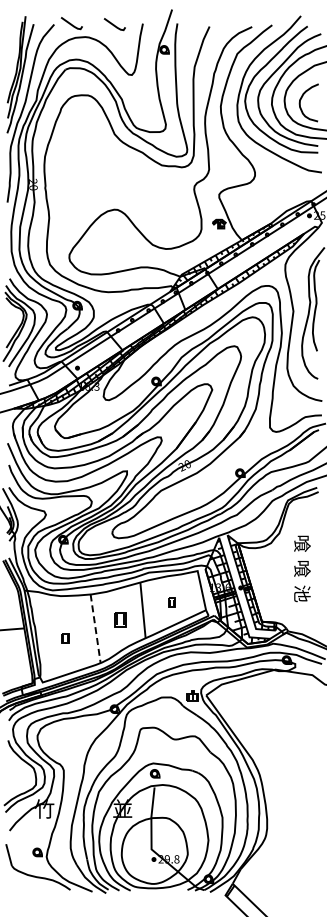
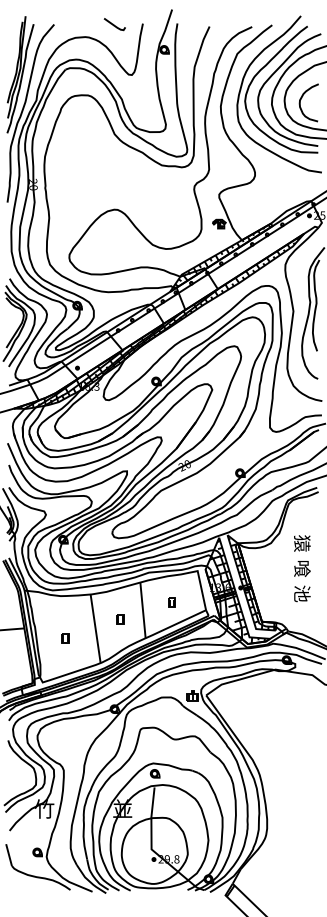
line: present -> none (71, 23)
text: 喰 -> 猿 (302, 543)
part size: 13x16 px -> 9x11 px (120, 619)
line: dashed -> solid (95, 628)
